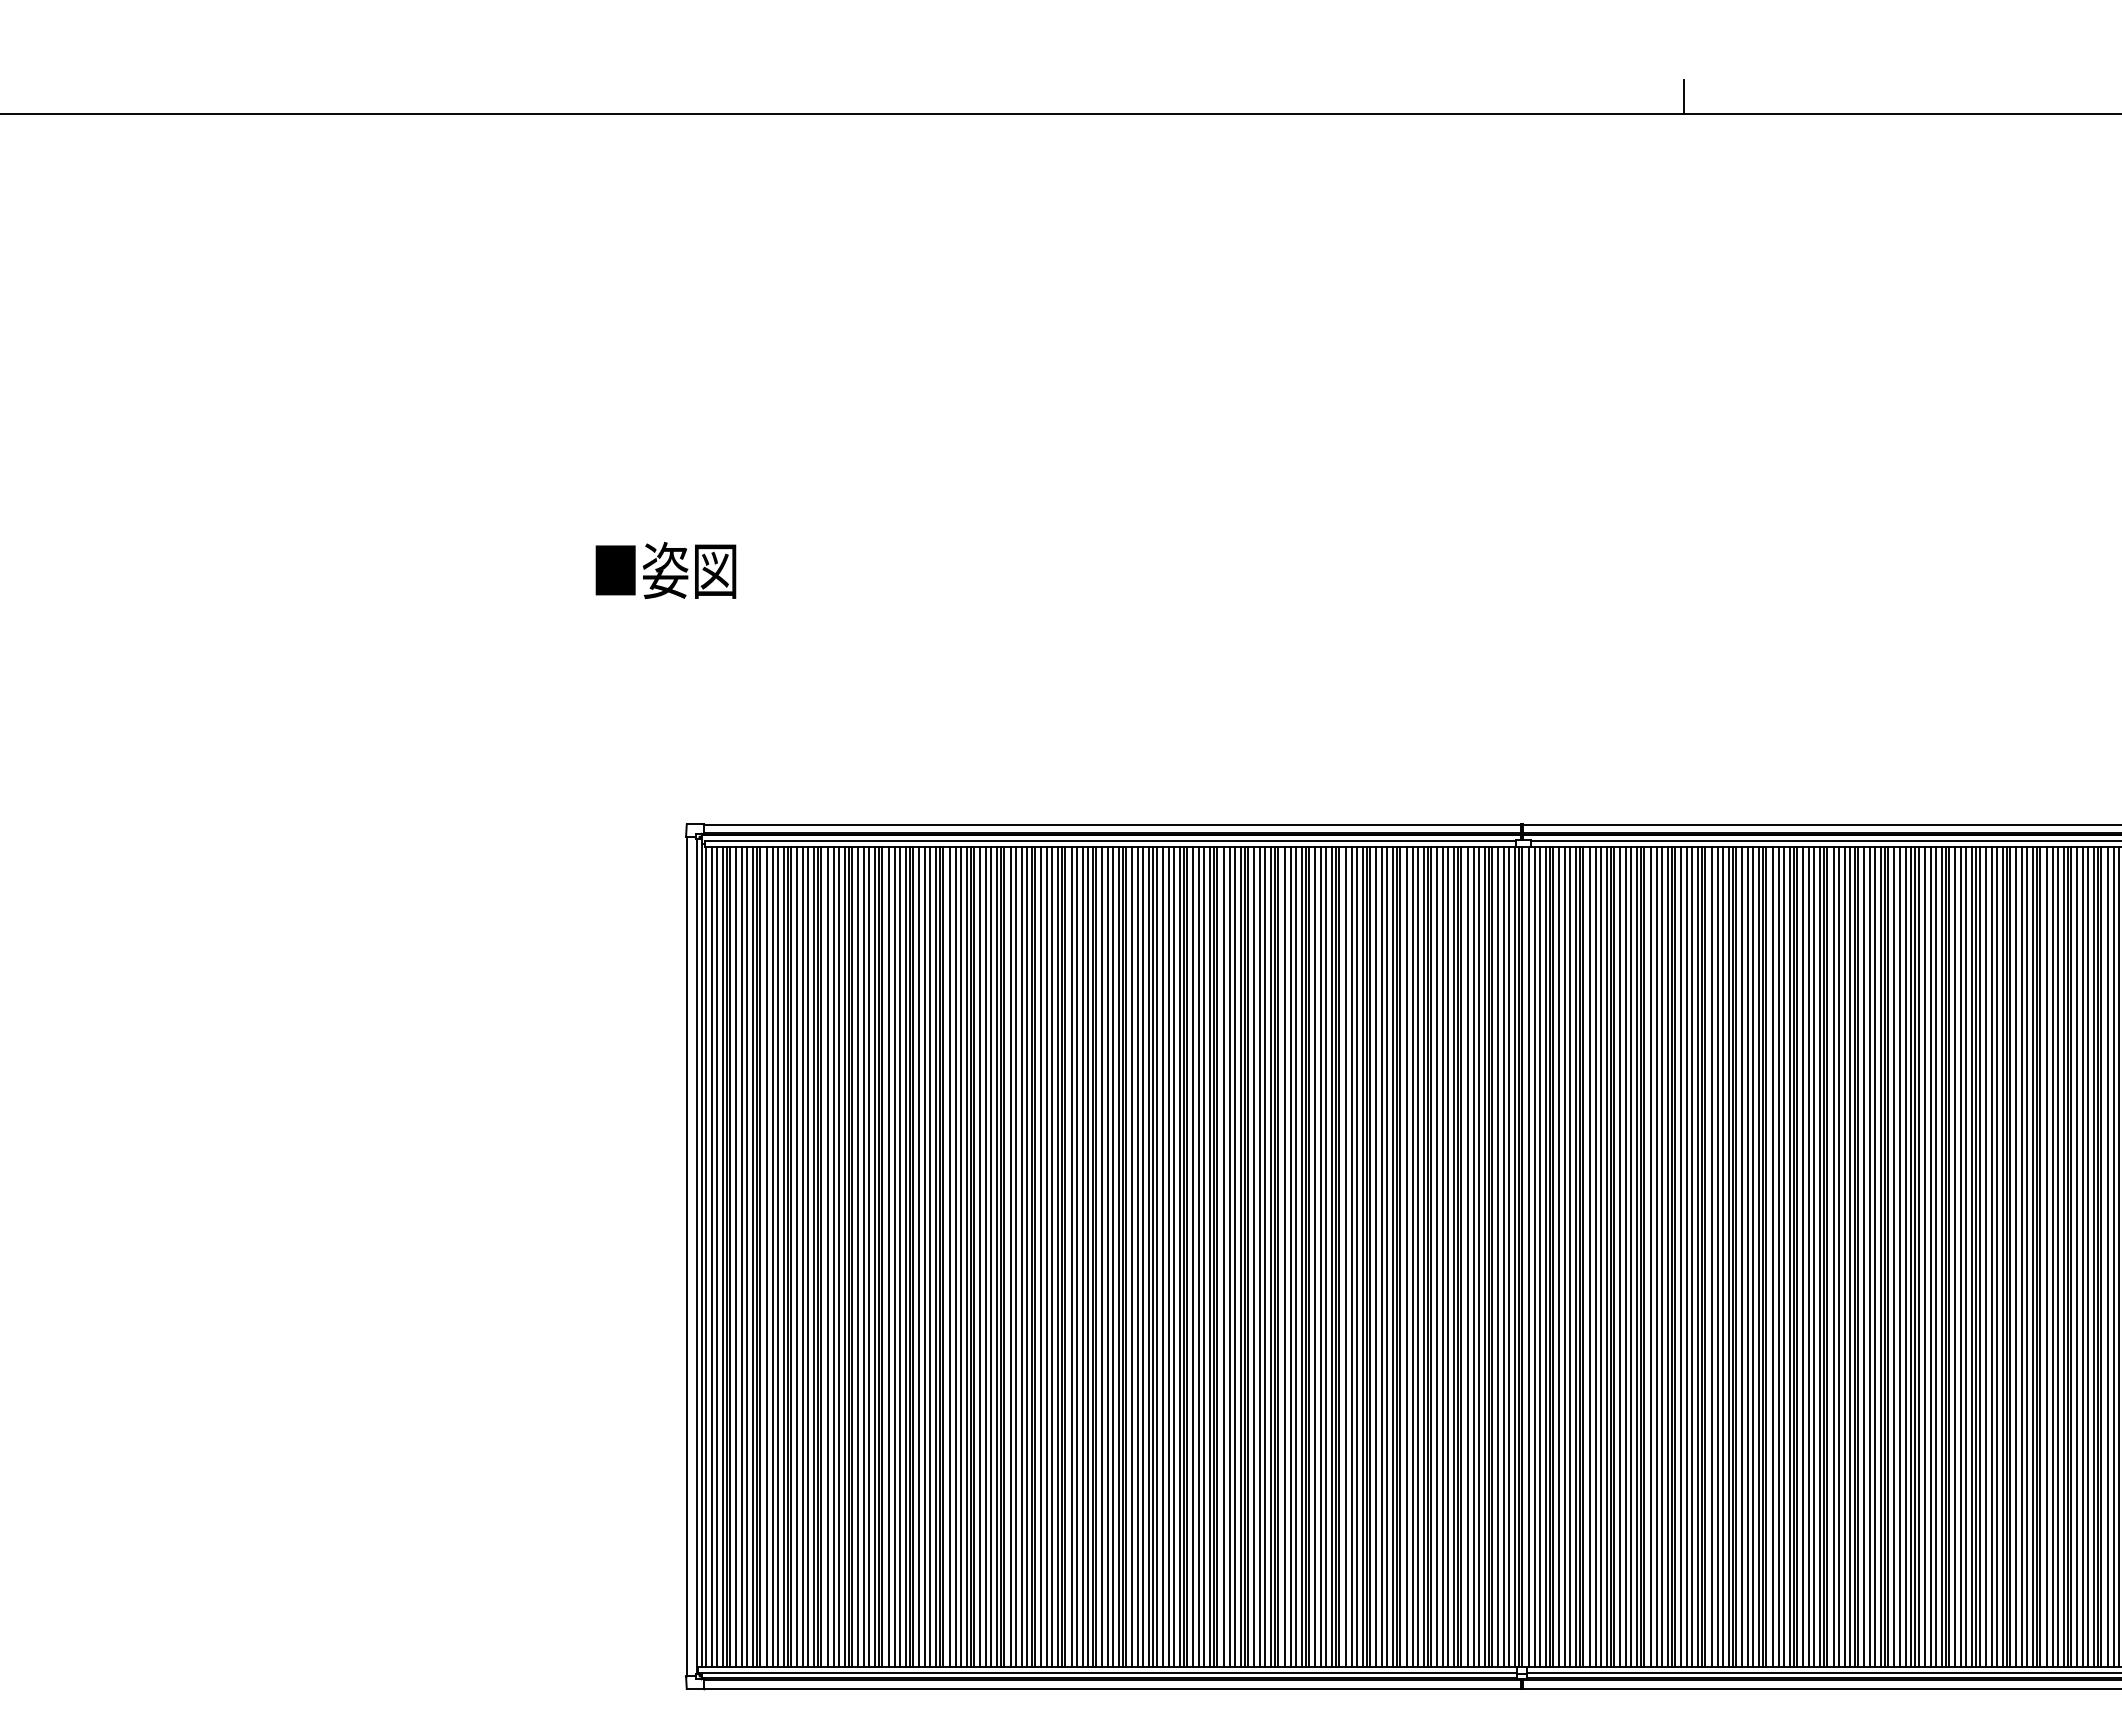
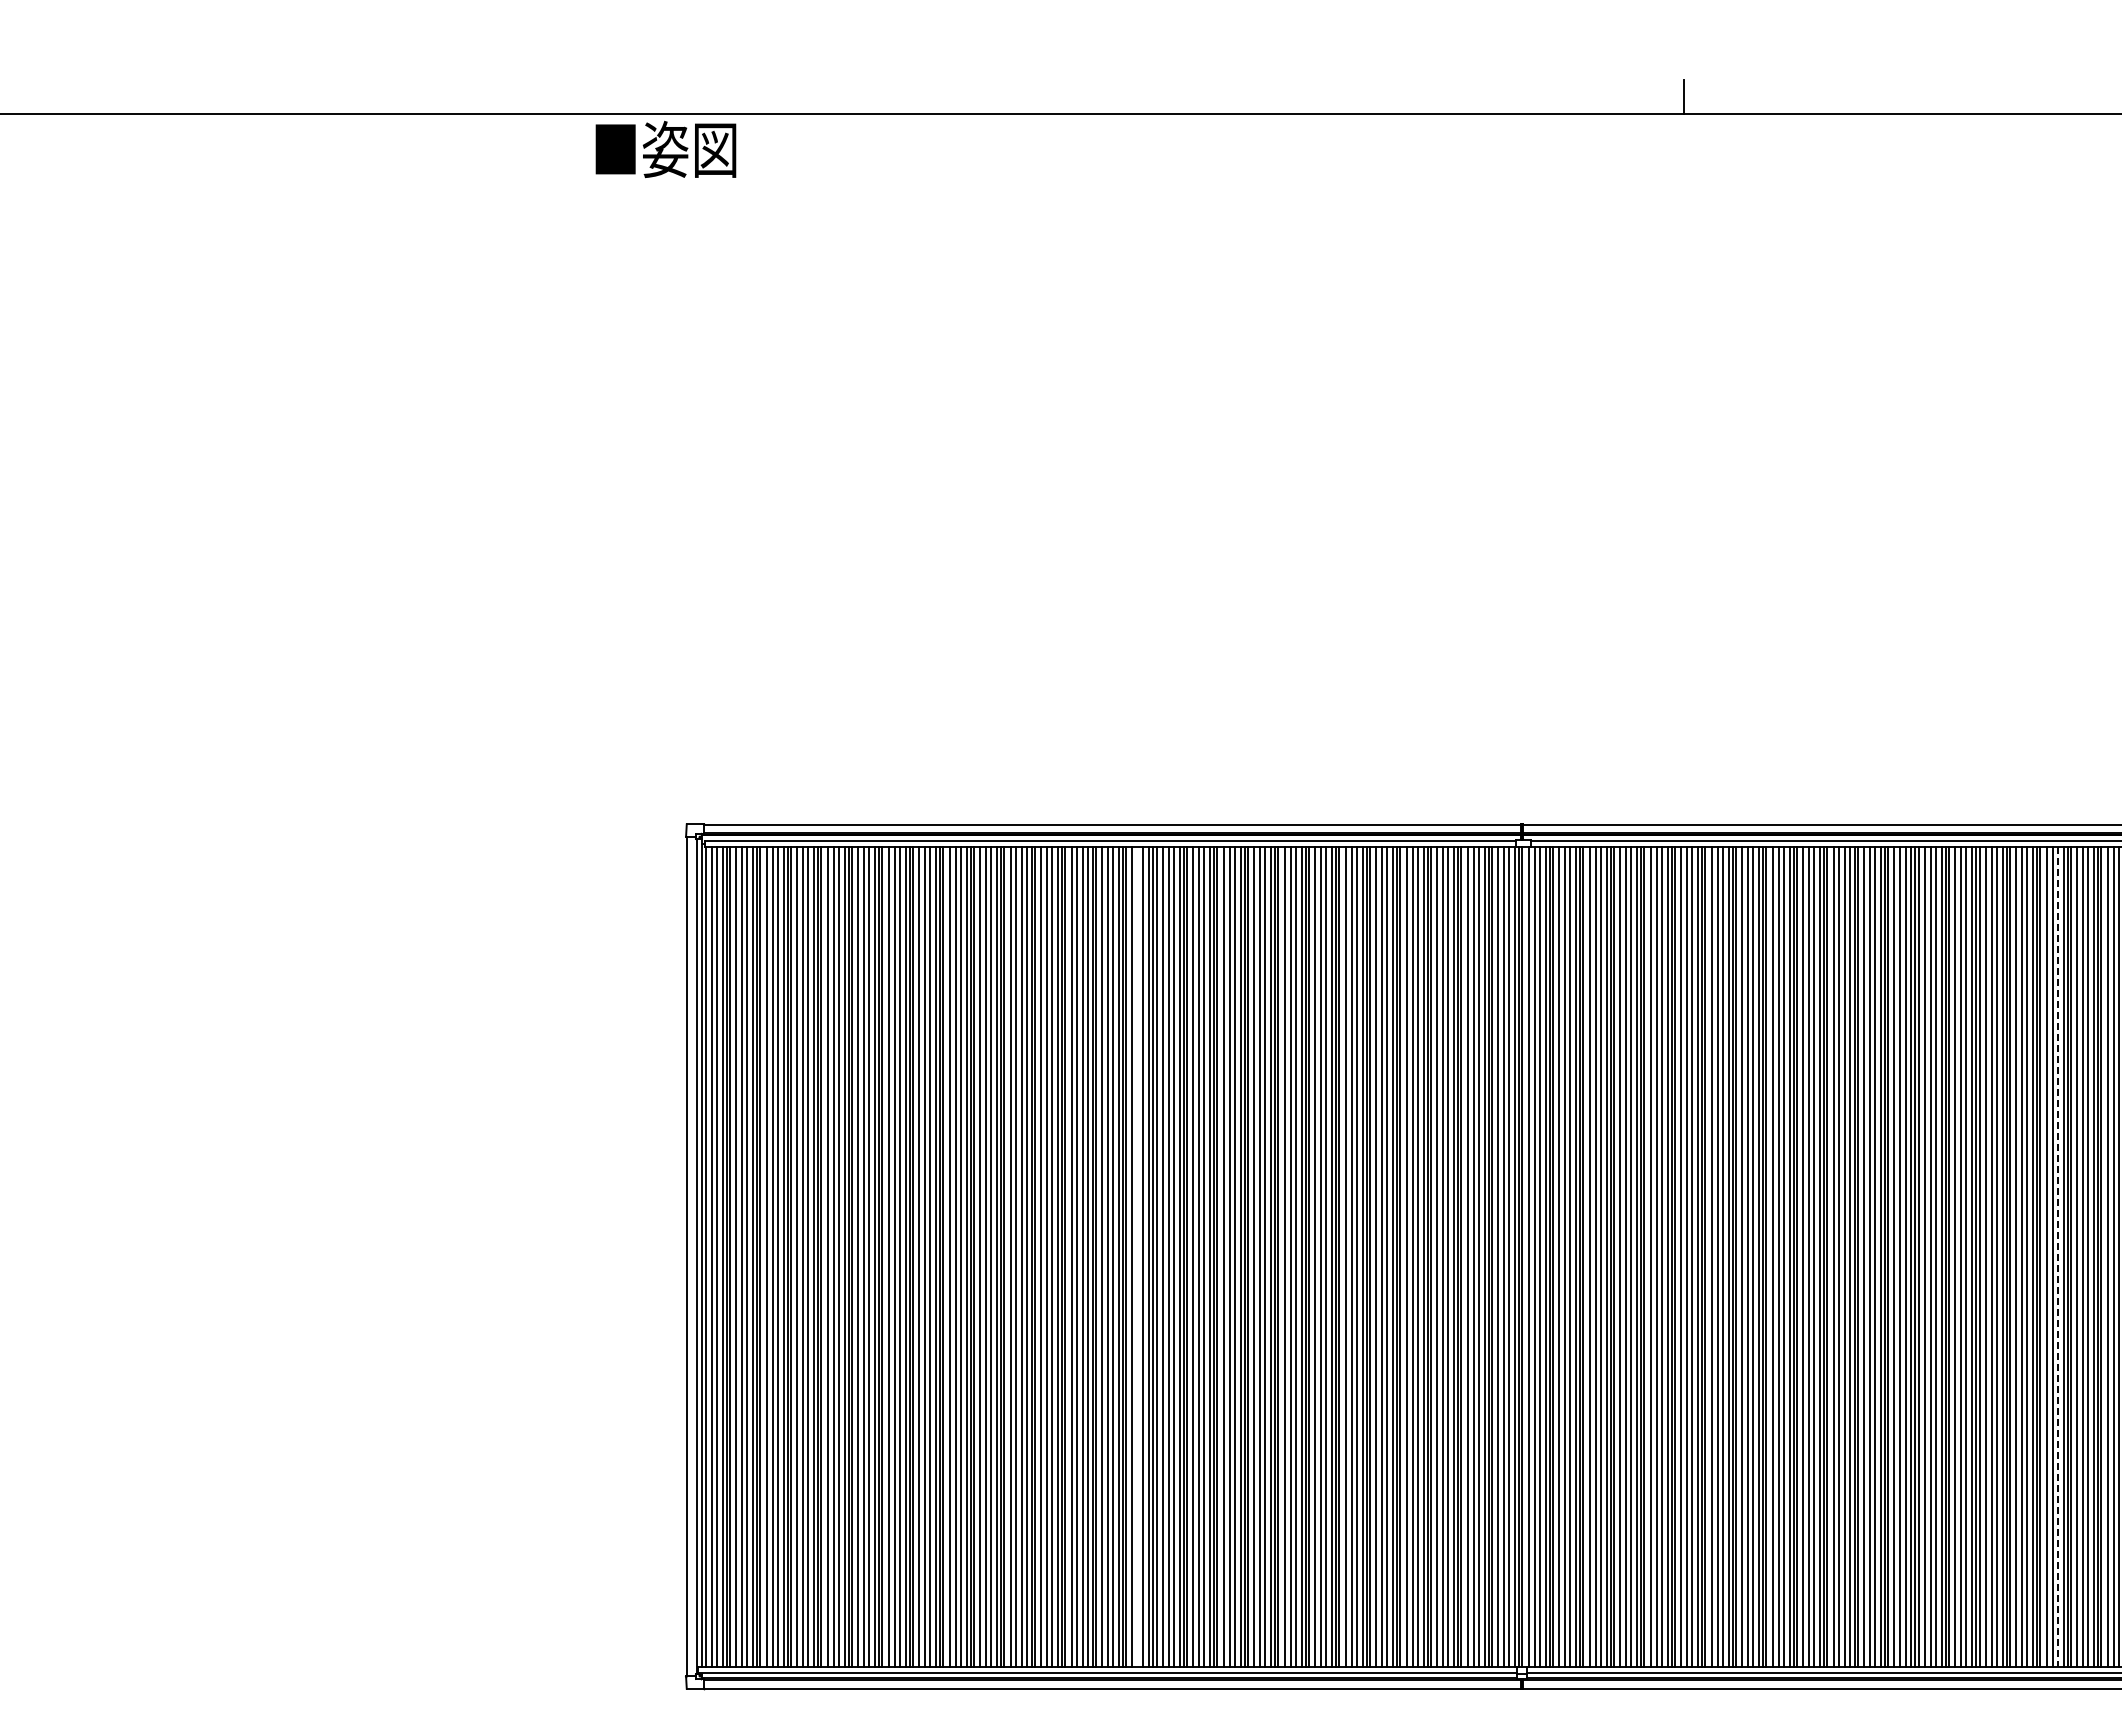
text position: (665, 570) -> (665, 149) (665, 149)
line: present -> none (1138, 1256)
line: solid -> dashed (2057, 1257)
